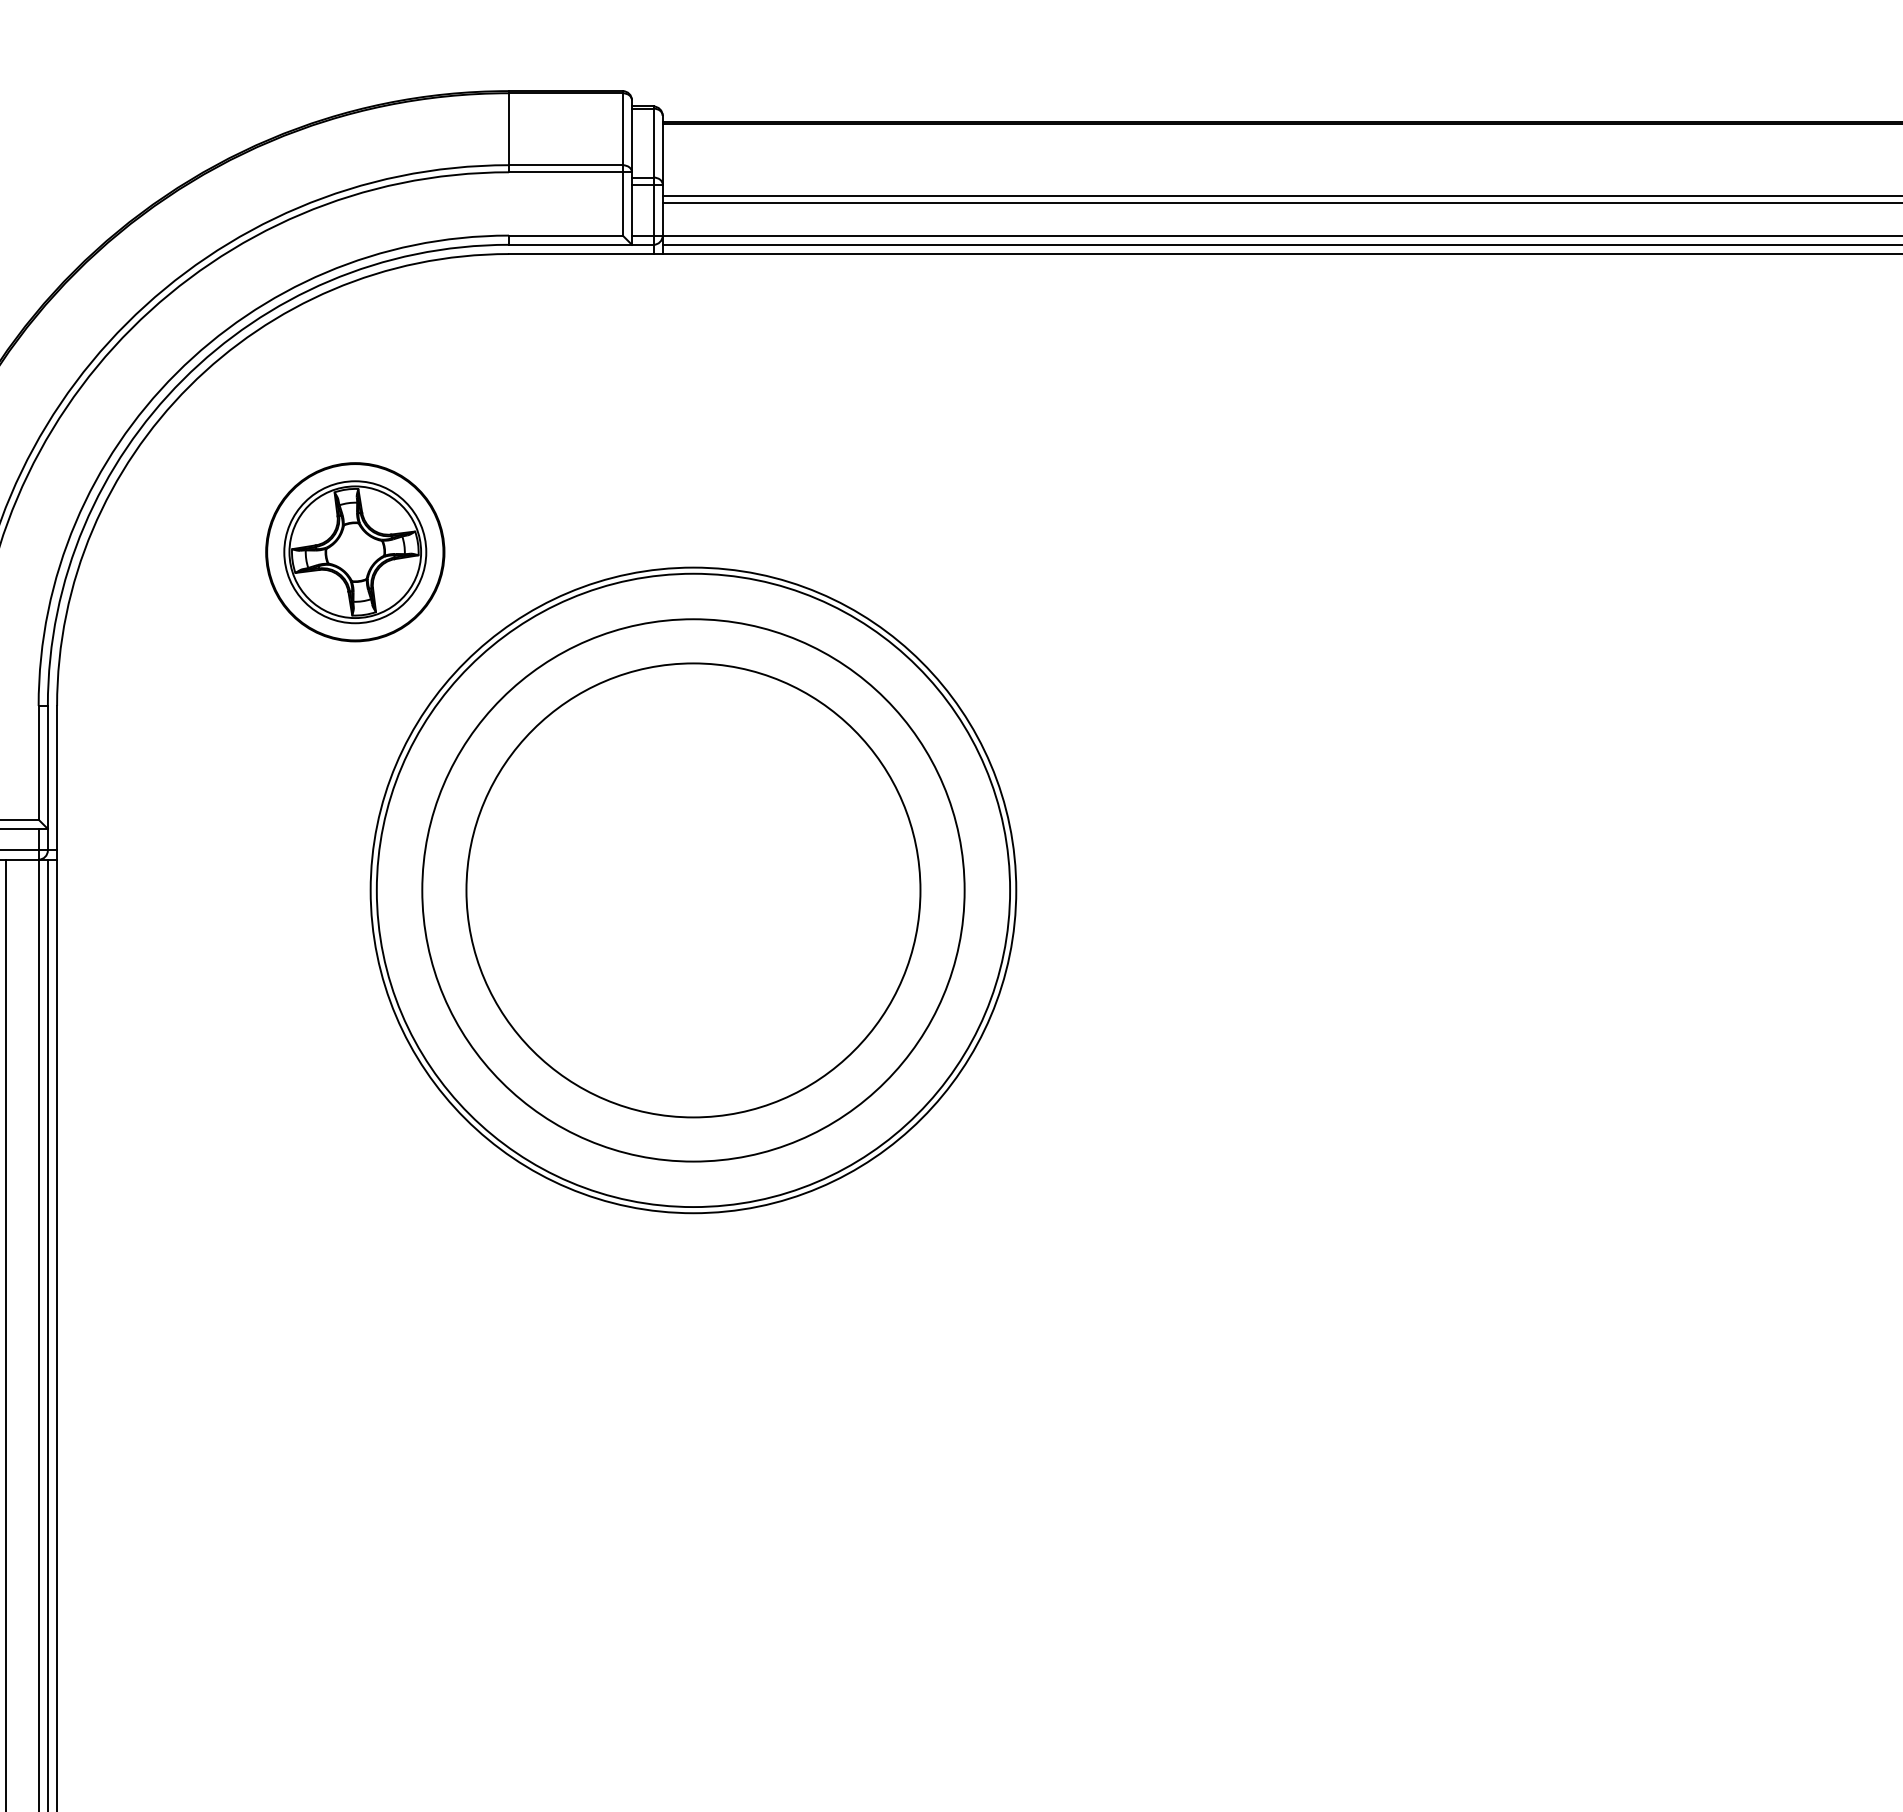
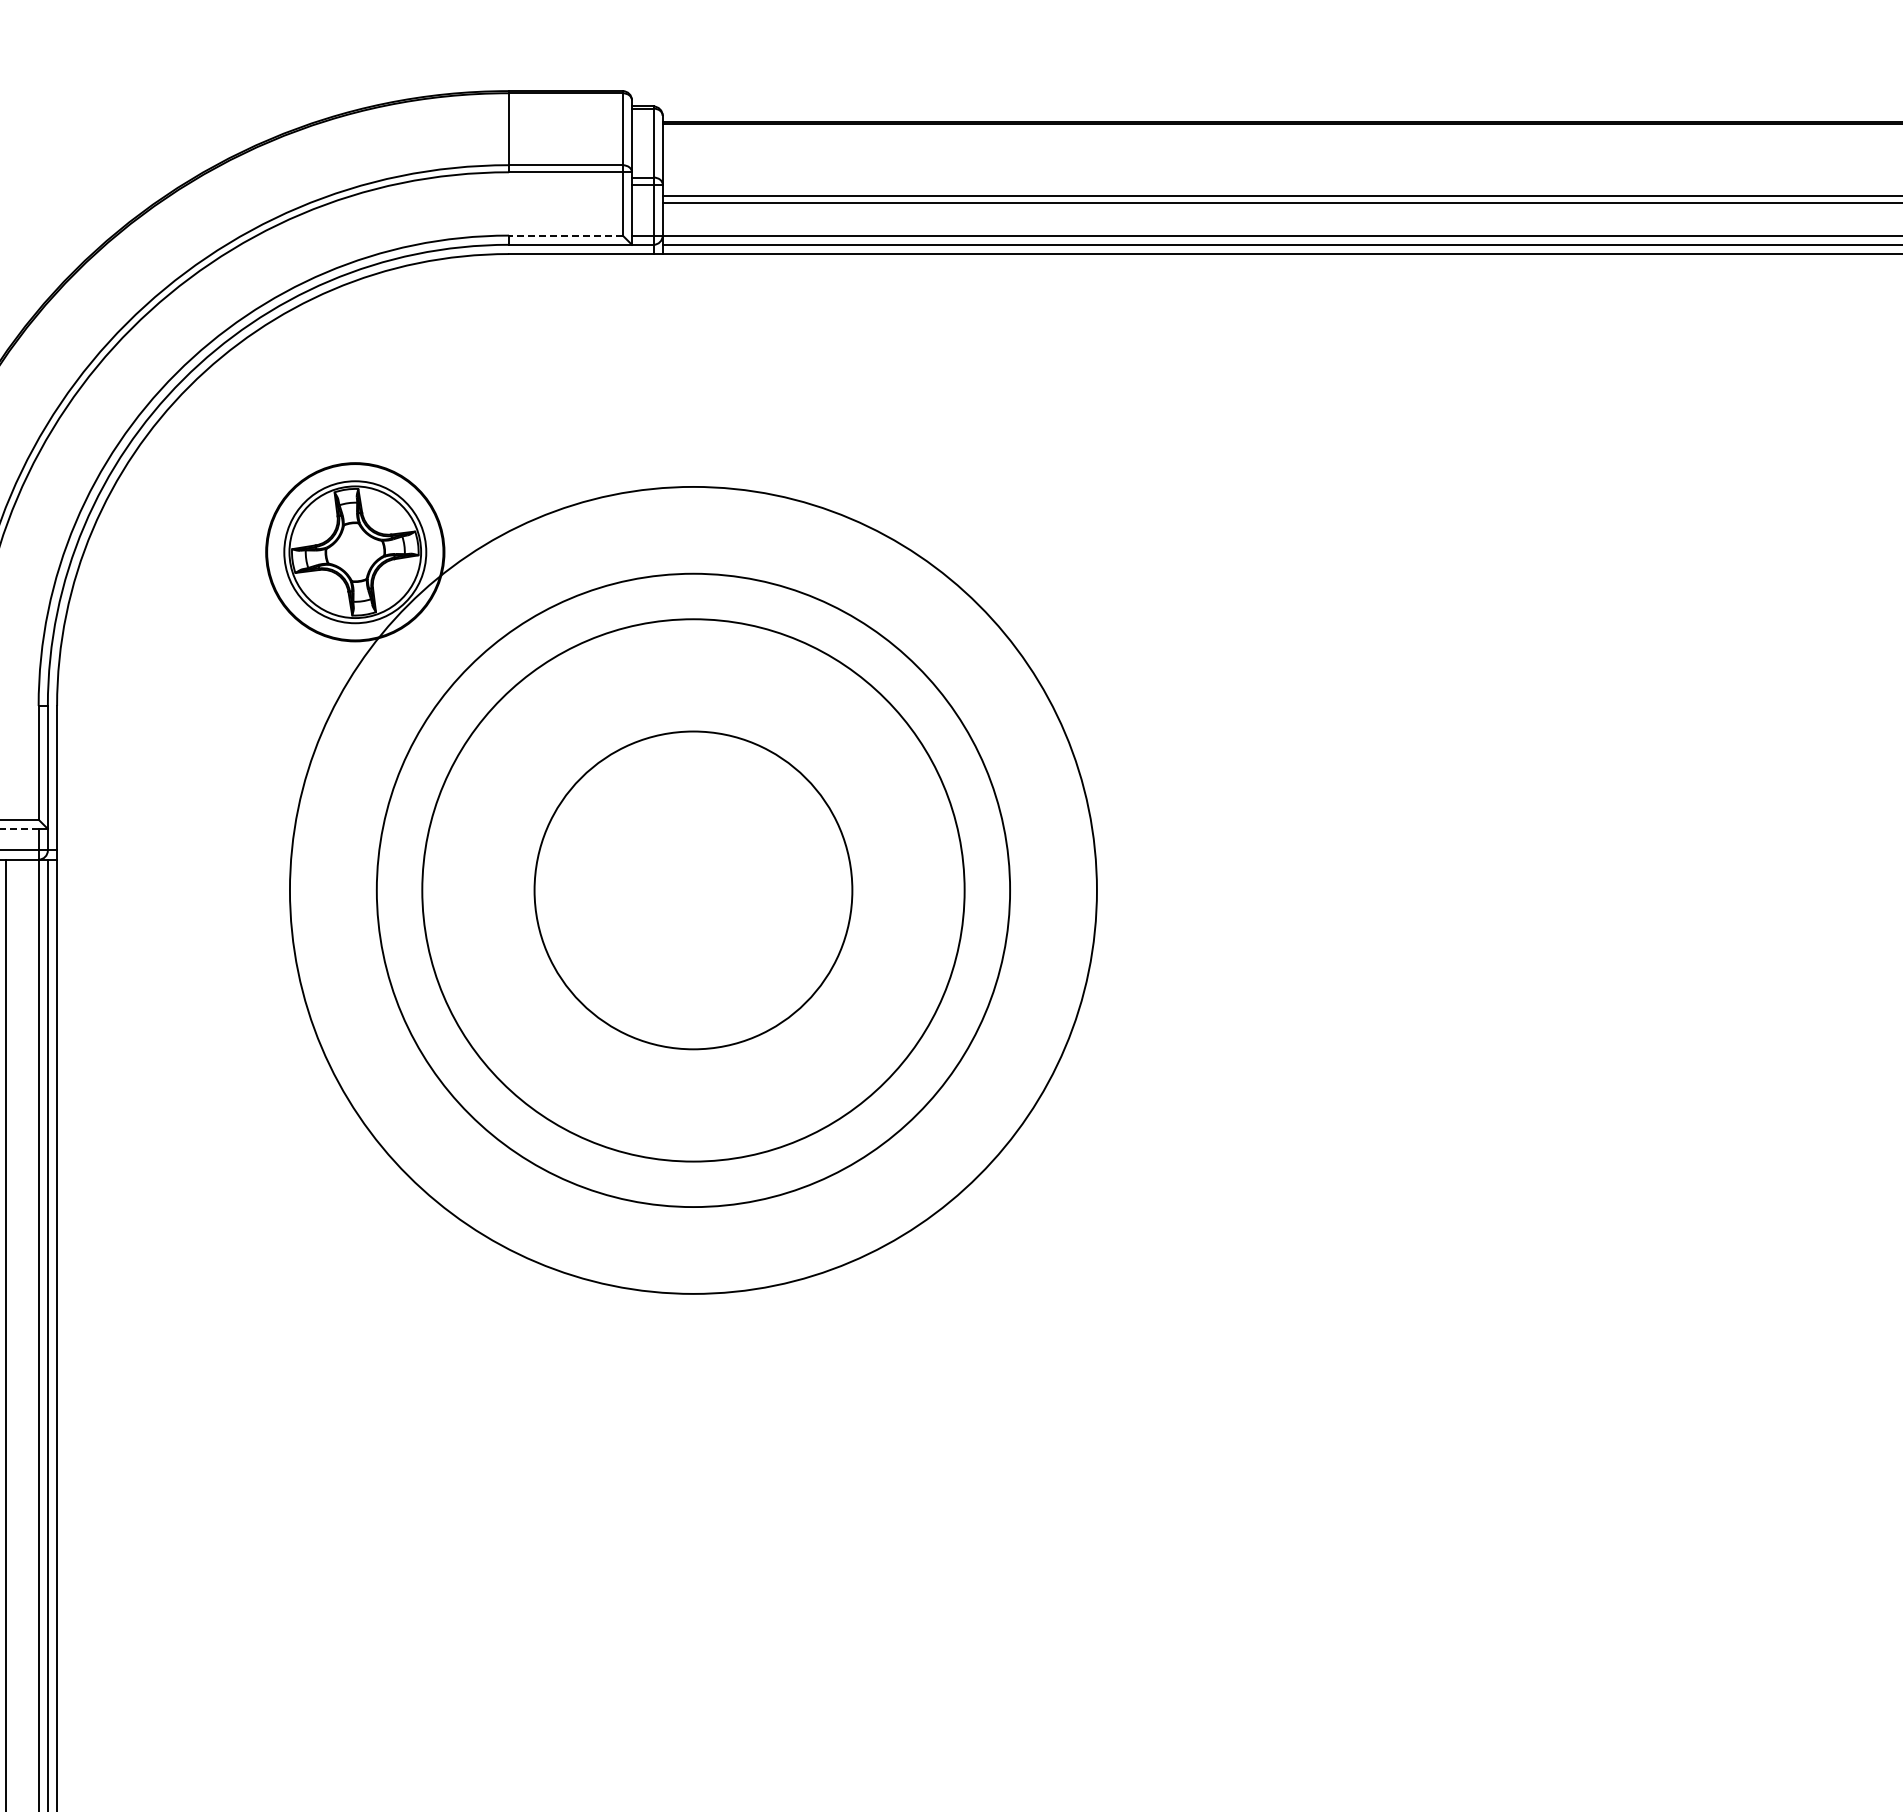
line: solid -> dashed (565, 235)
line: solid -> dashed (19, 828)
circle diameter: 454 px -> 318 px (693, 890)
circle diameter: 646 px -> 807 px (692, 889)
